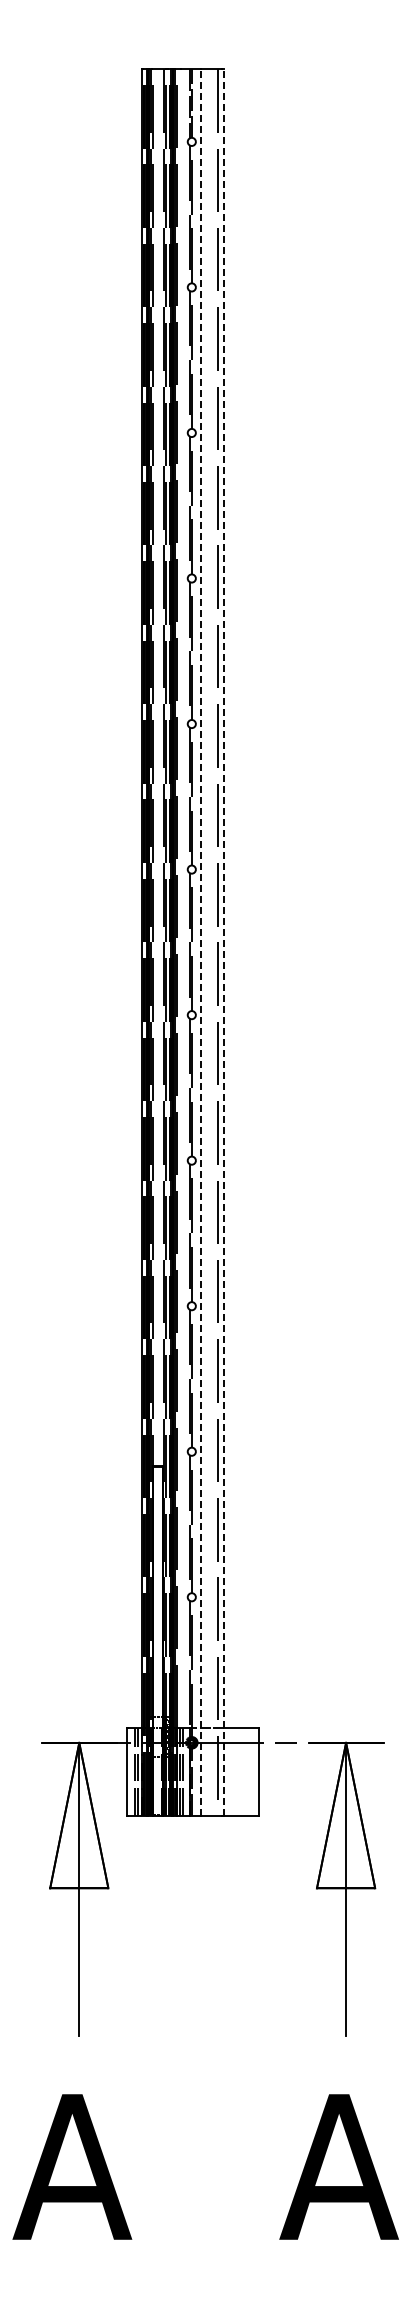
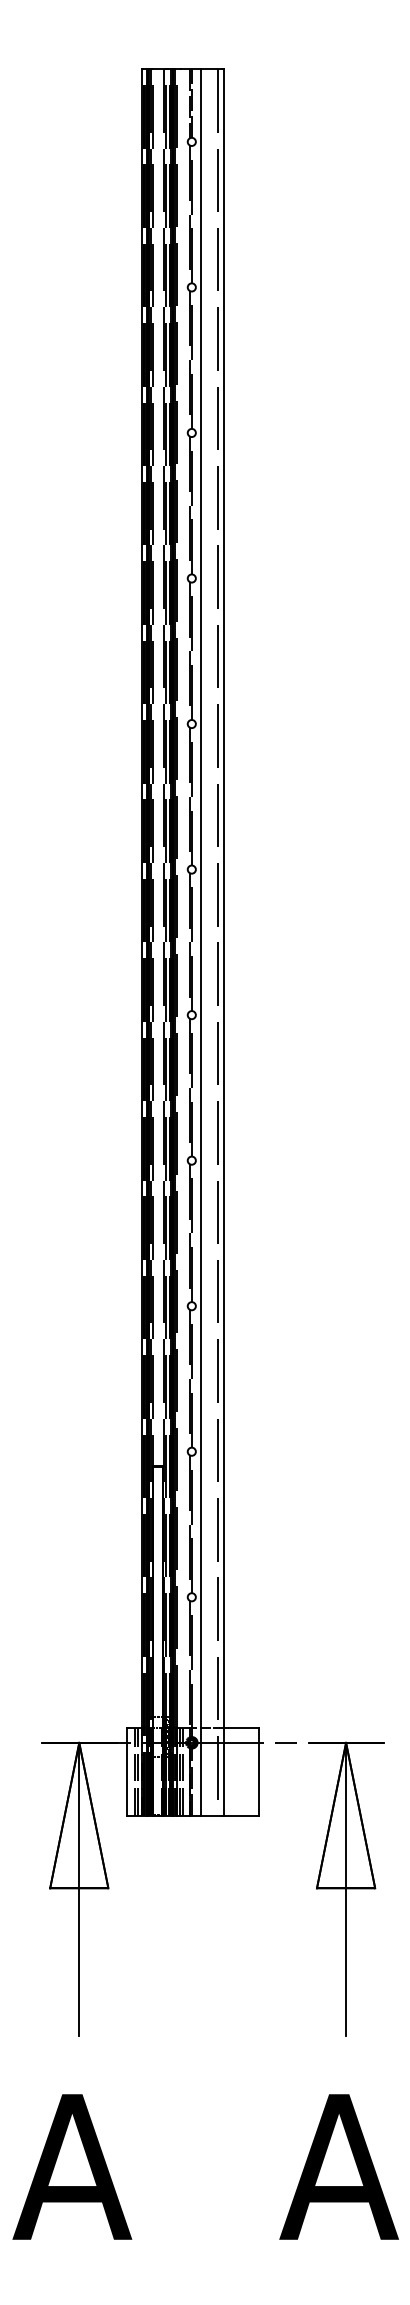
line: dashed -> solid (200, 941)
line: dashed -> solid (223, 941)
